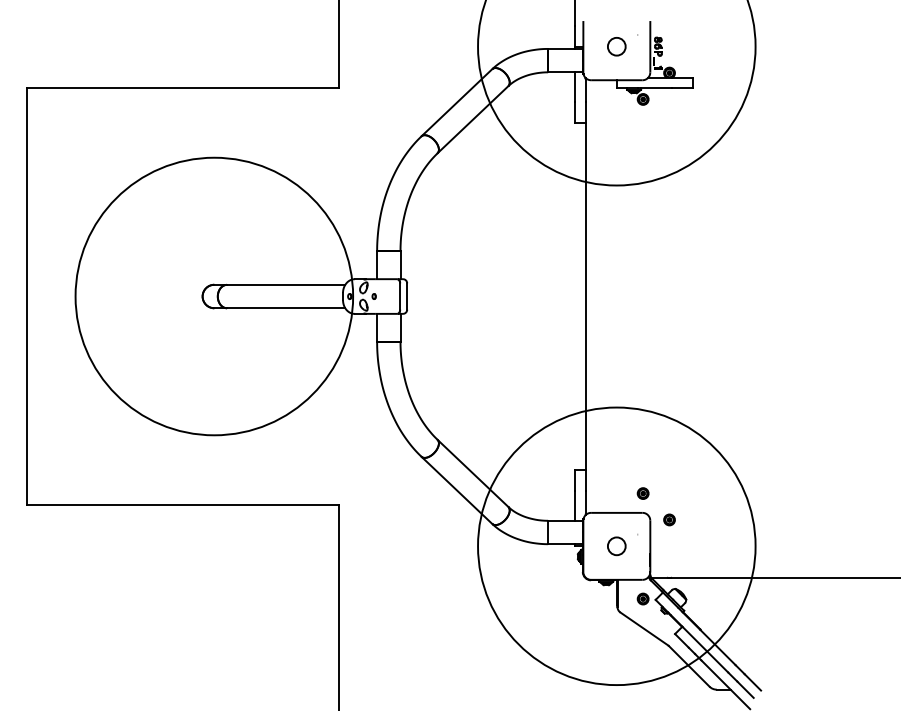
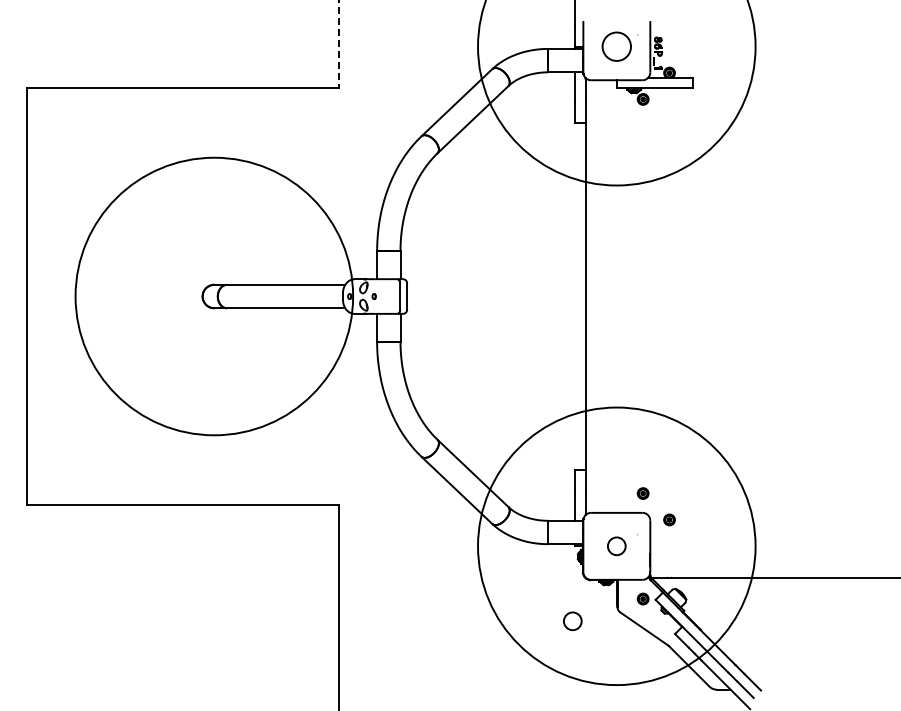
line: solid -> dashed (339, 44)
circle diameter: 18 px -> 28 px (616, 46)
circle: none -> present (572, 621)
